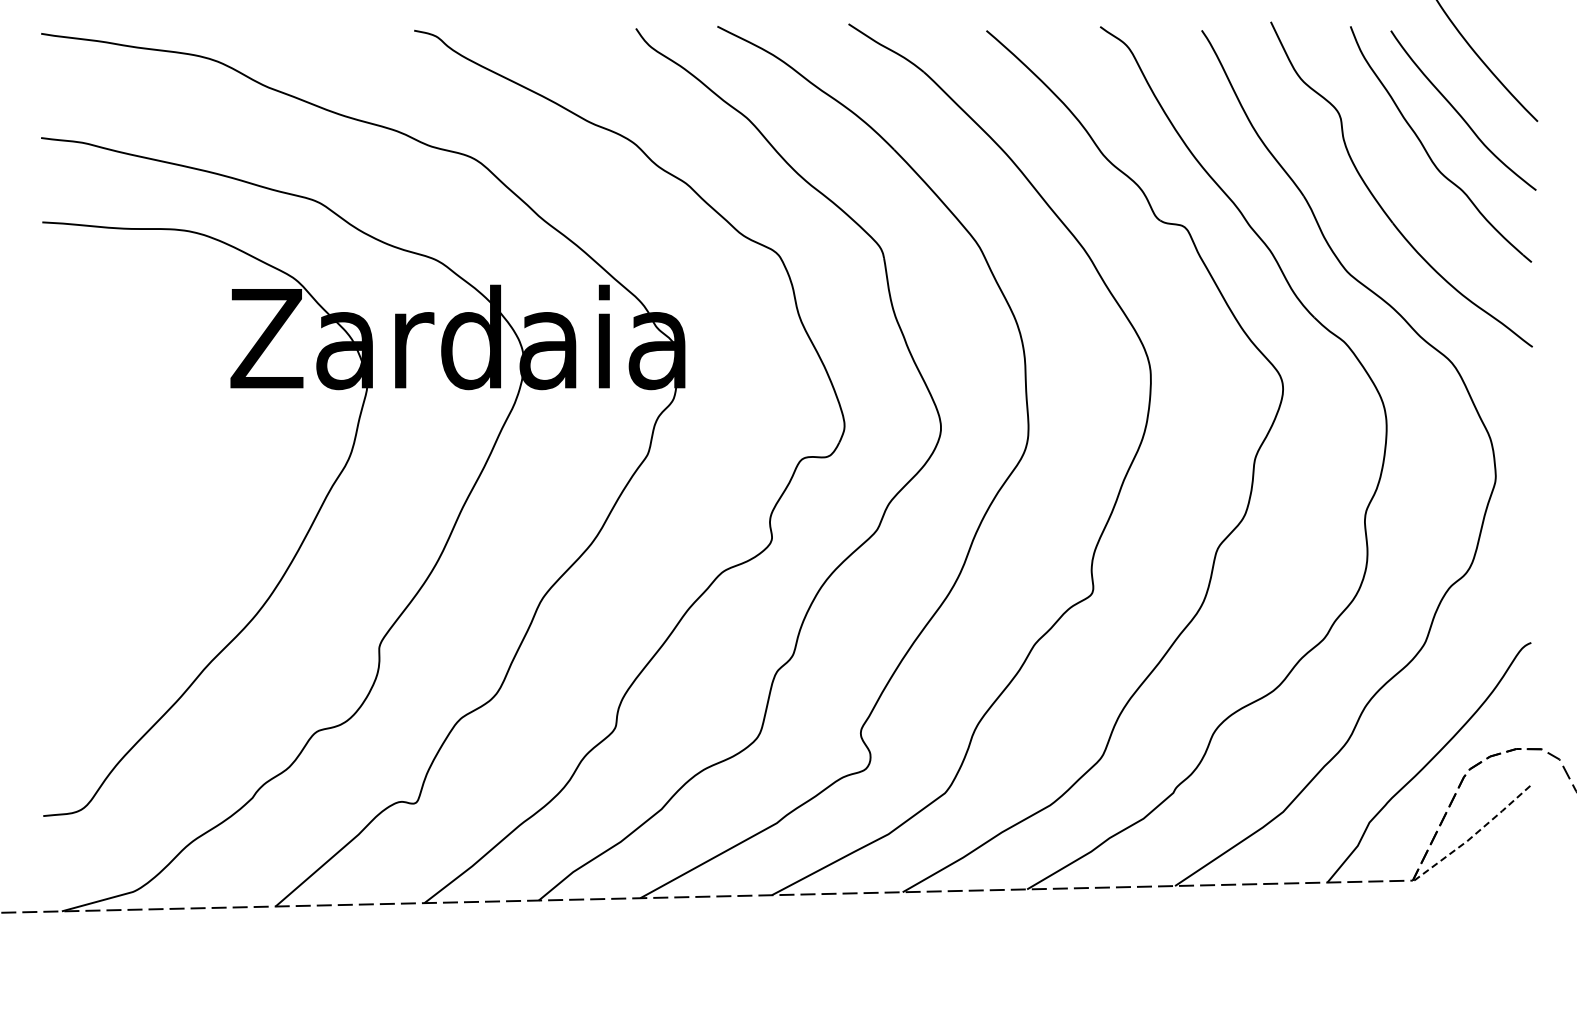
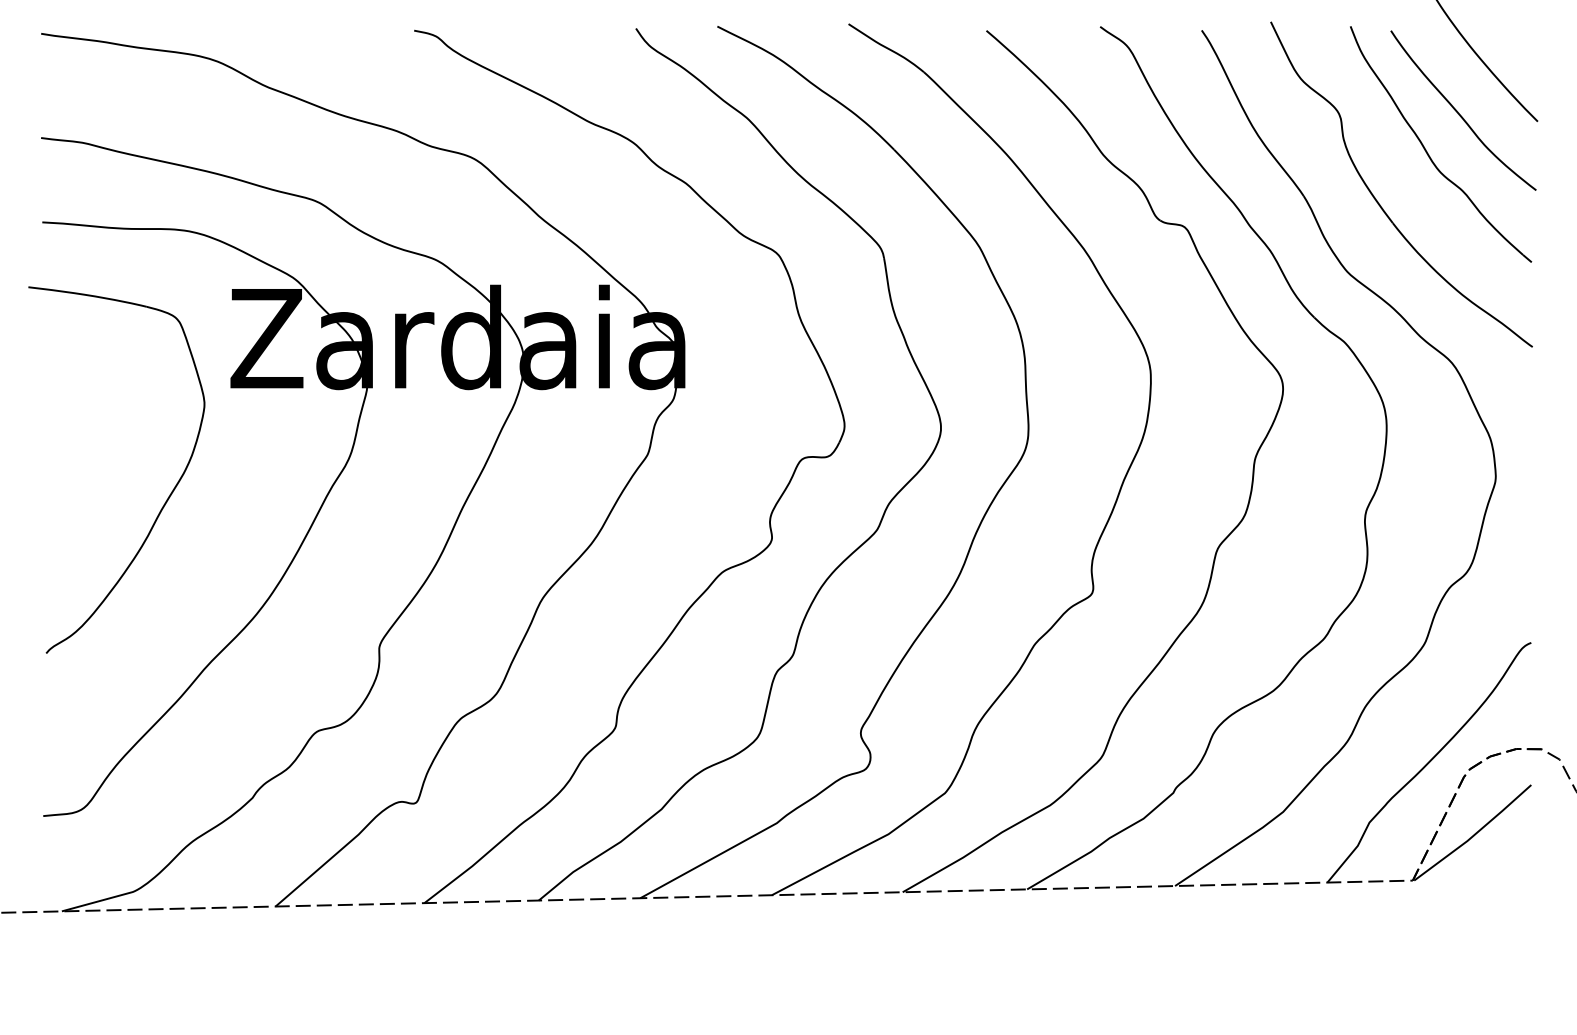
part: none -> present (166, 499)
line: dashed -> solid (1474, 834)
